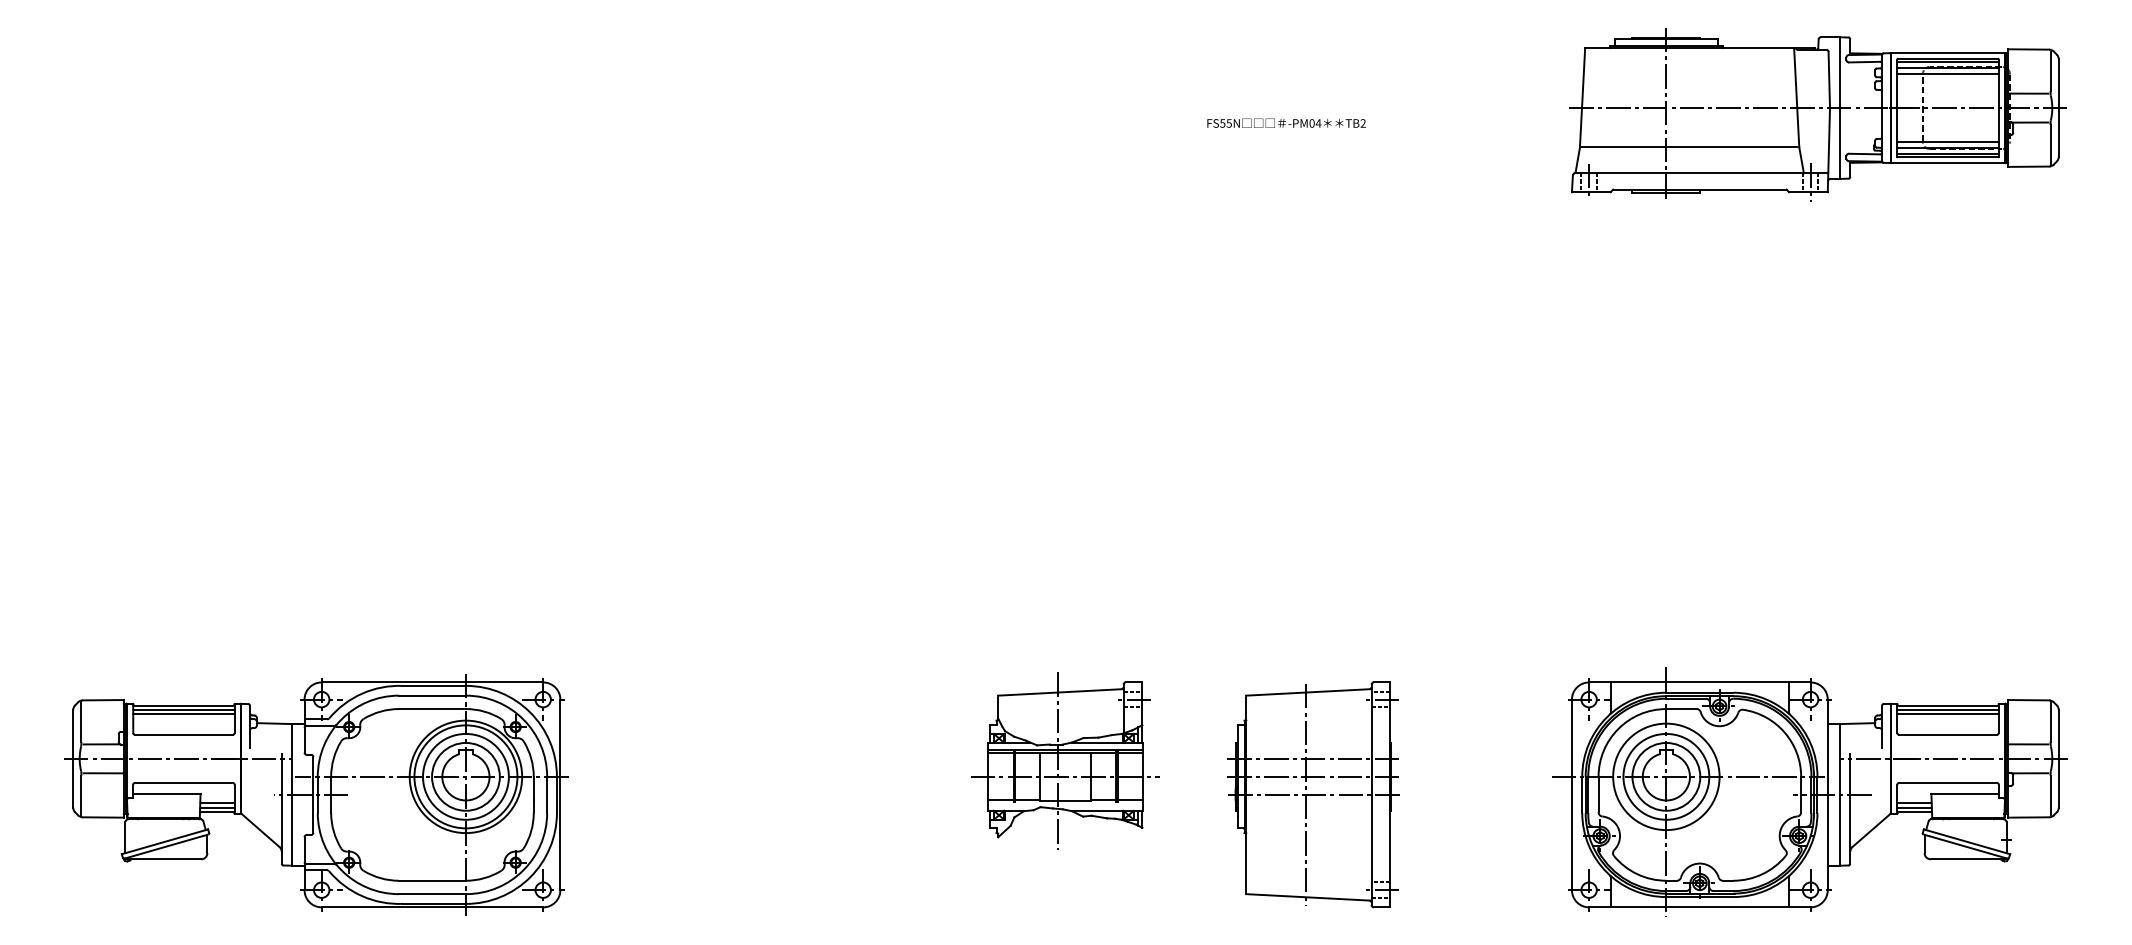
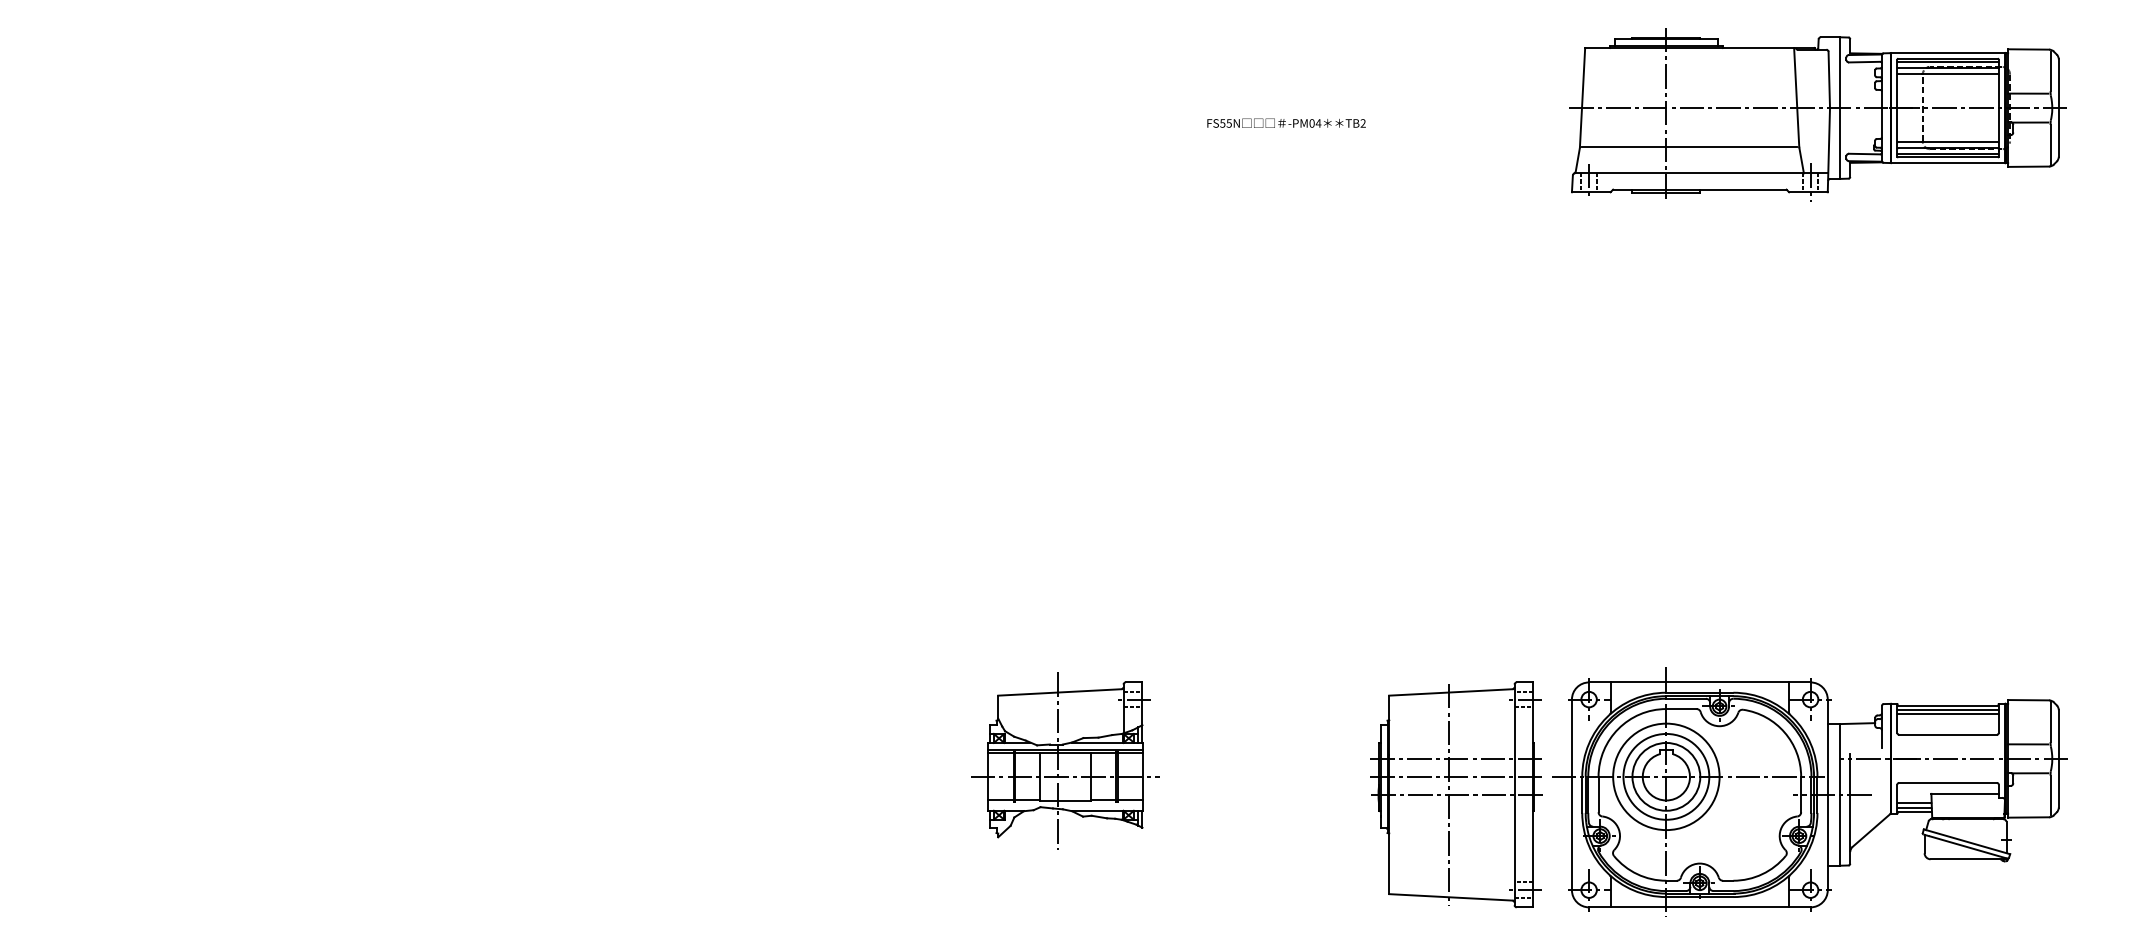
part: present -> none (316, 794)
part position: (1313, 794) -> (1456, 794) (1456, 794)
